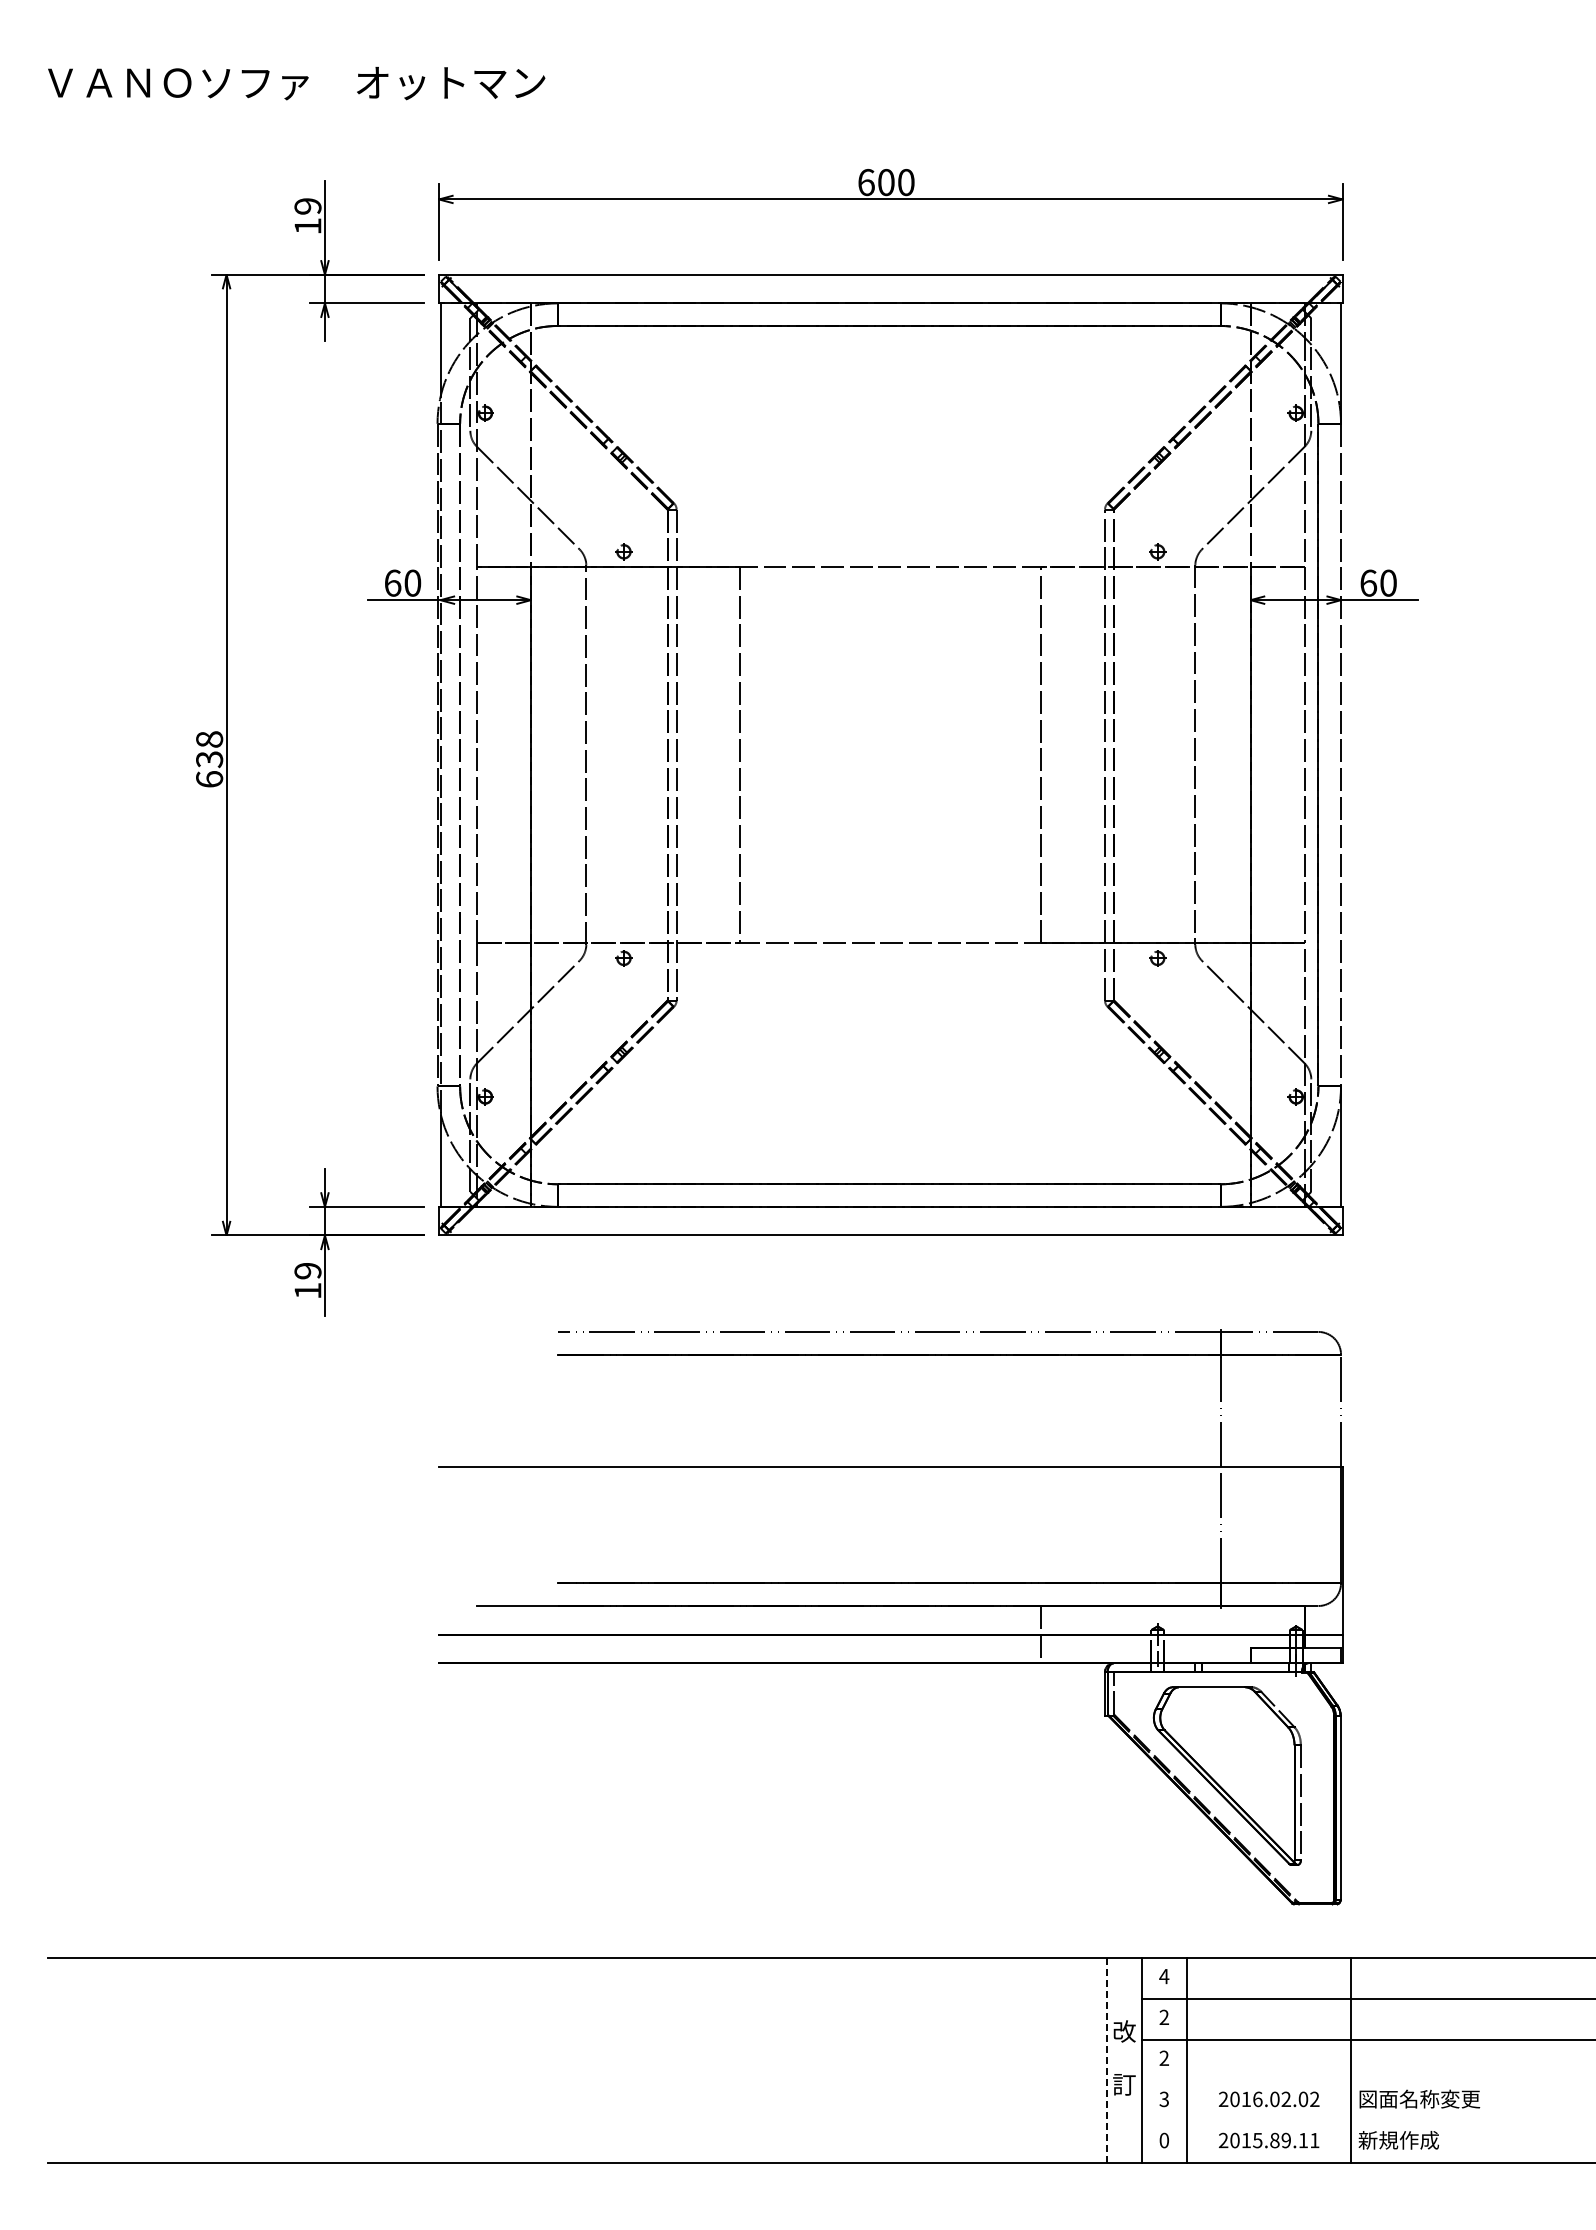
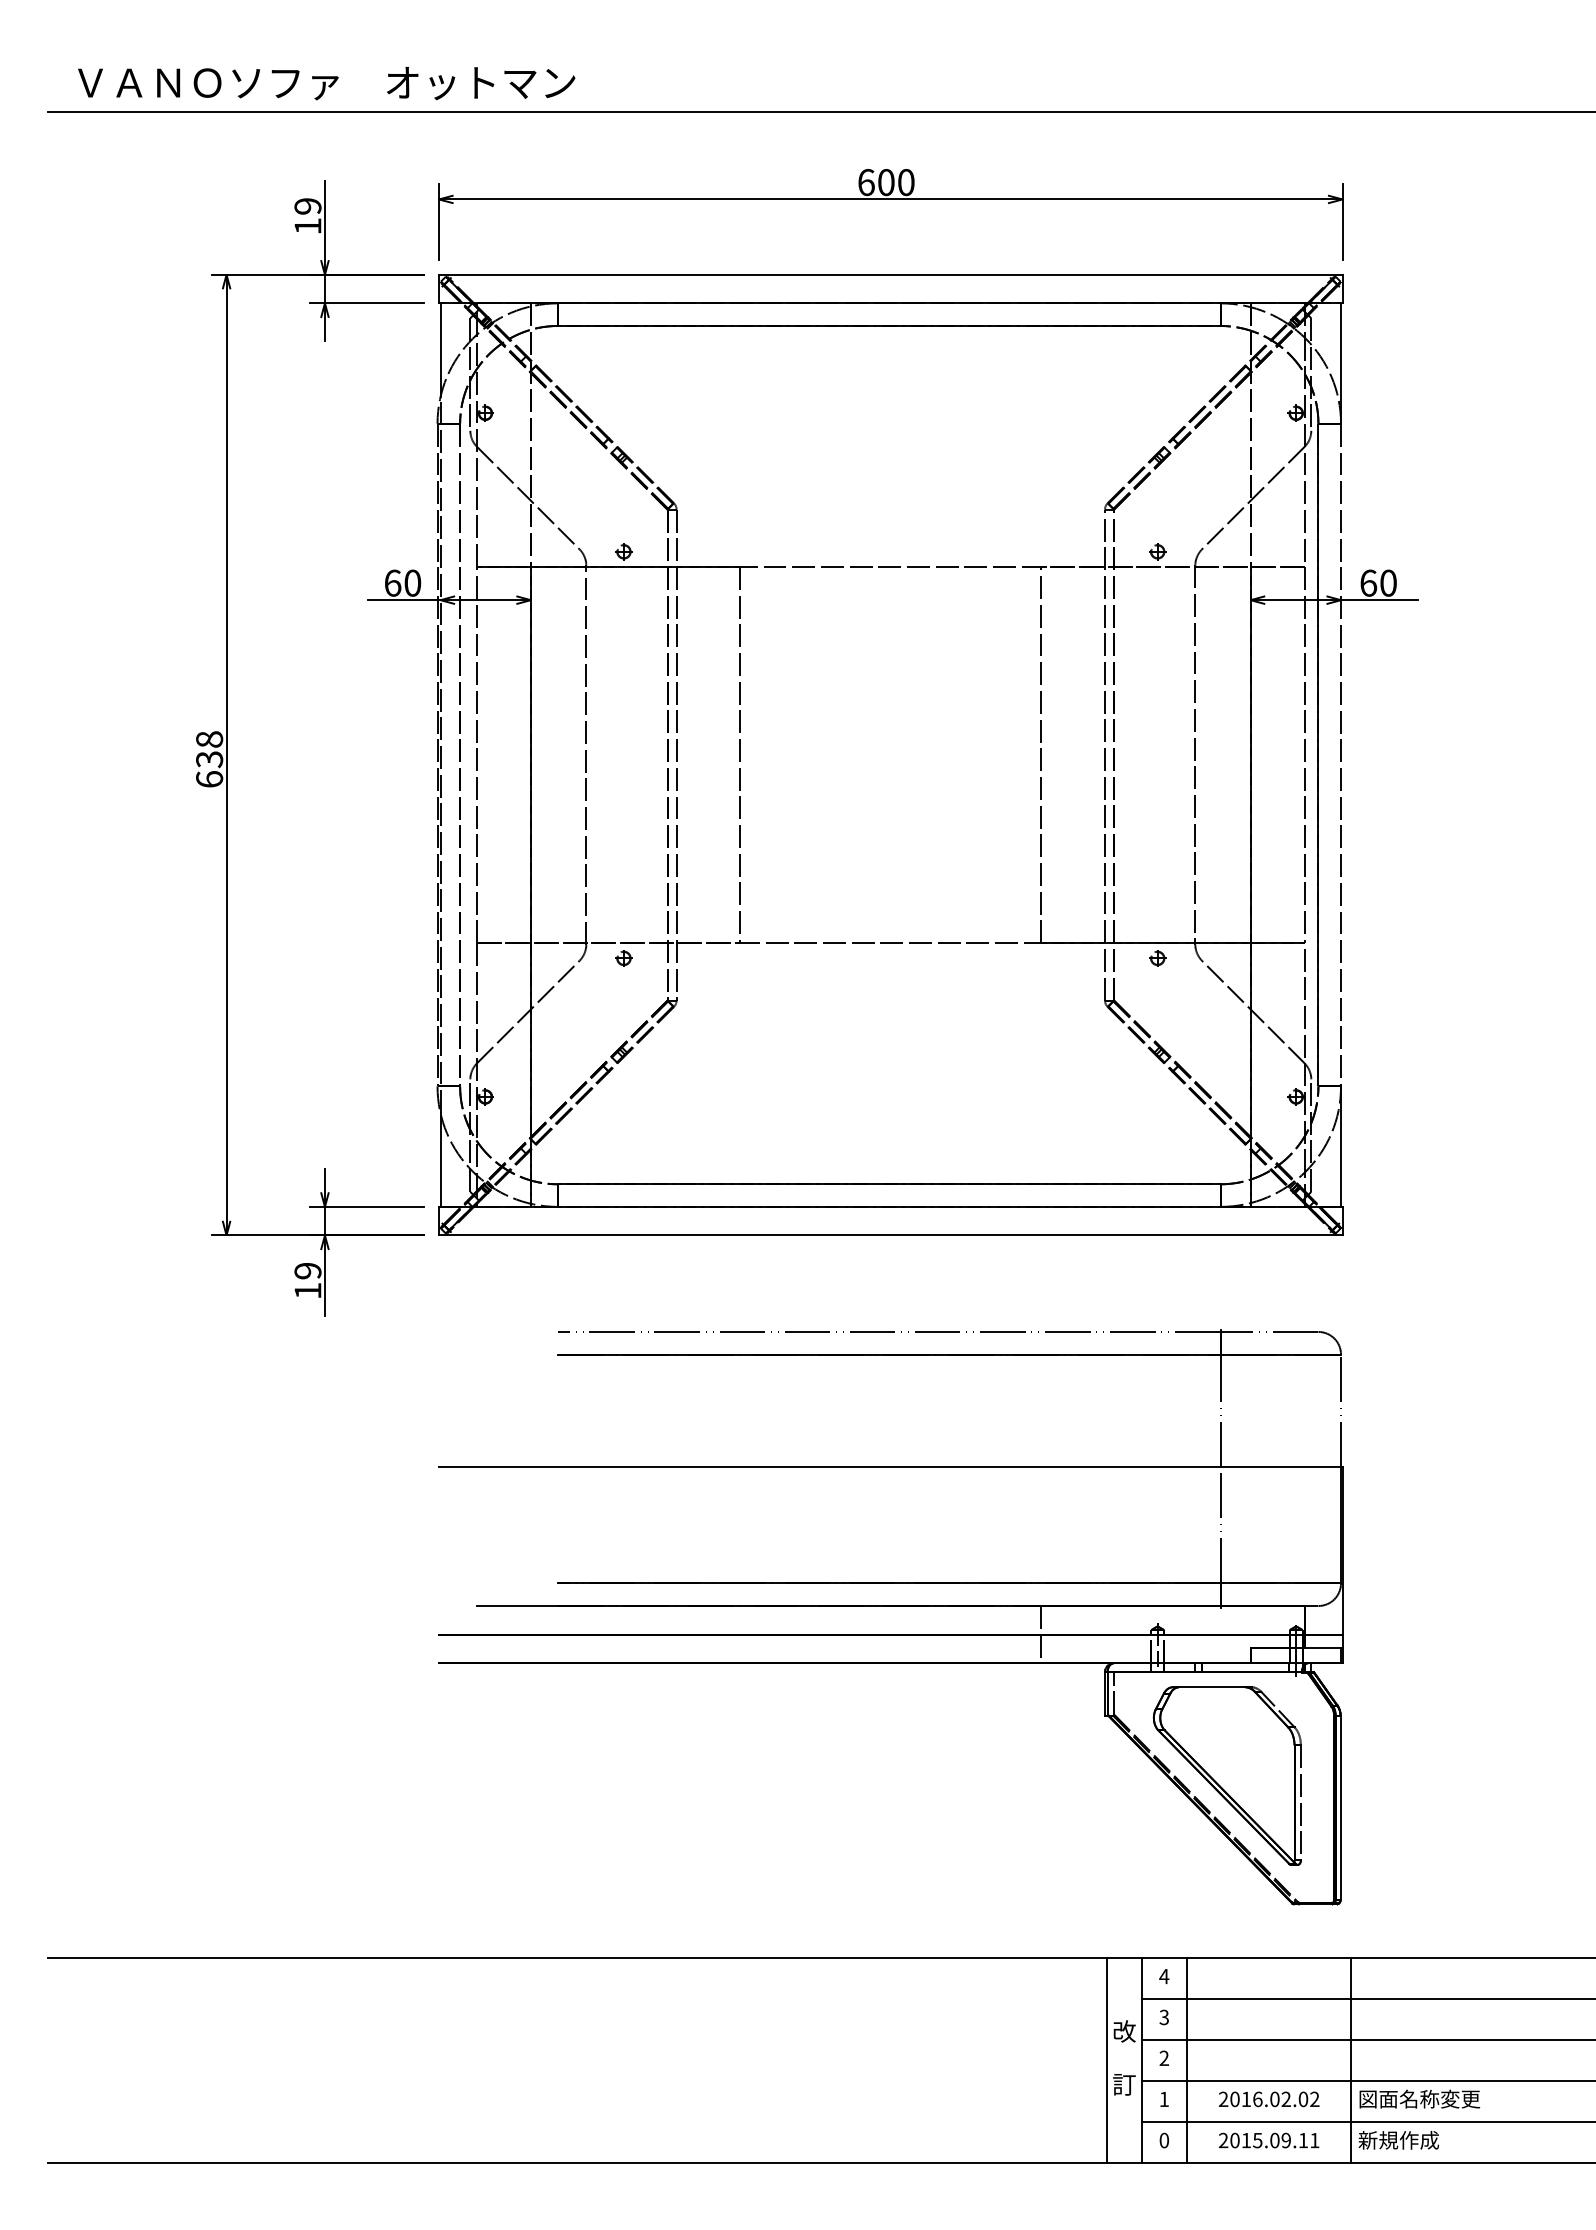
text position: (296, 83) -> (326, 83) (326, 83)
line: none -> present (819, 111)
text: 2 -> 3 (1163, 2017)
line: dashed -> solid (1107, 2060)
line: none -> present (1366, 2080)
text: 3 -> 1 (1163, 2099)
line: none -> present (1366, 2121)
text: 2015.89.11 -> 2015.09.11 (1274, 2140)
